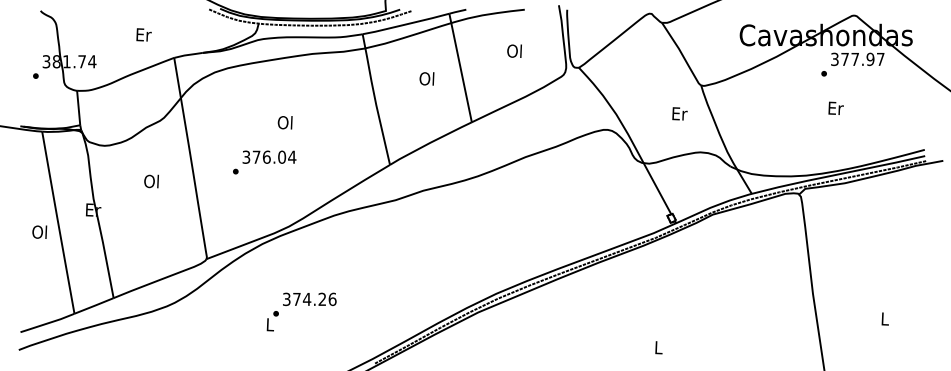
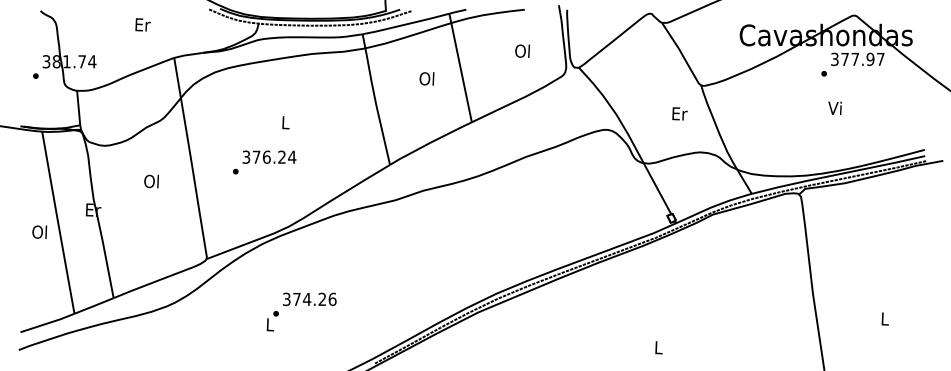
text position: (143, 34) -> (142, 24) (142, 24)
text position: (514, 50) -> (522, 50) (522, 50)
text: Er -> Vi (835, 108)
text: Ol -> L (284, 122)
text: 376.04 -> 376.24 (282, 156)
